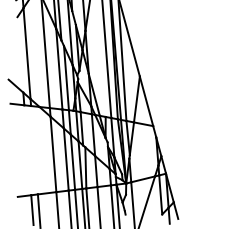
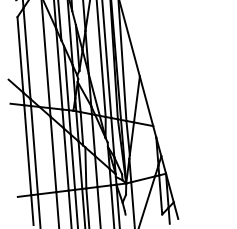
line: none -> present (20, 54)
line: none -> present (100, 59)
line: none -> present (27, 150)
line: none -> present (34, 150)
